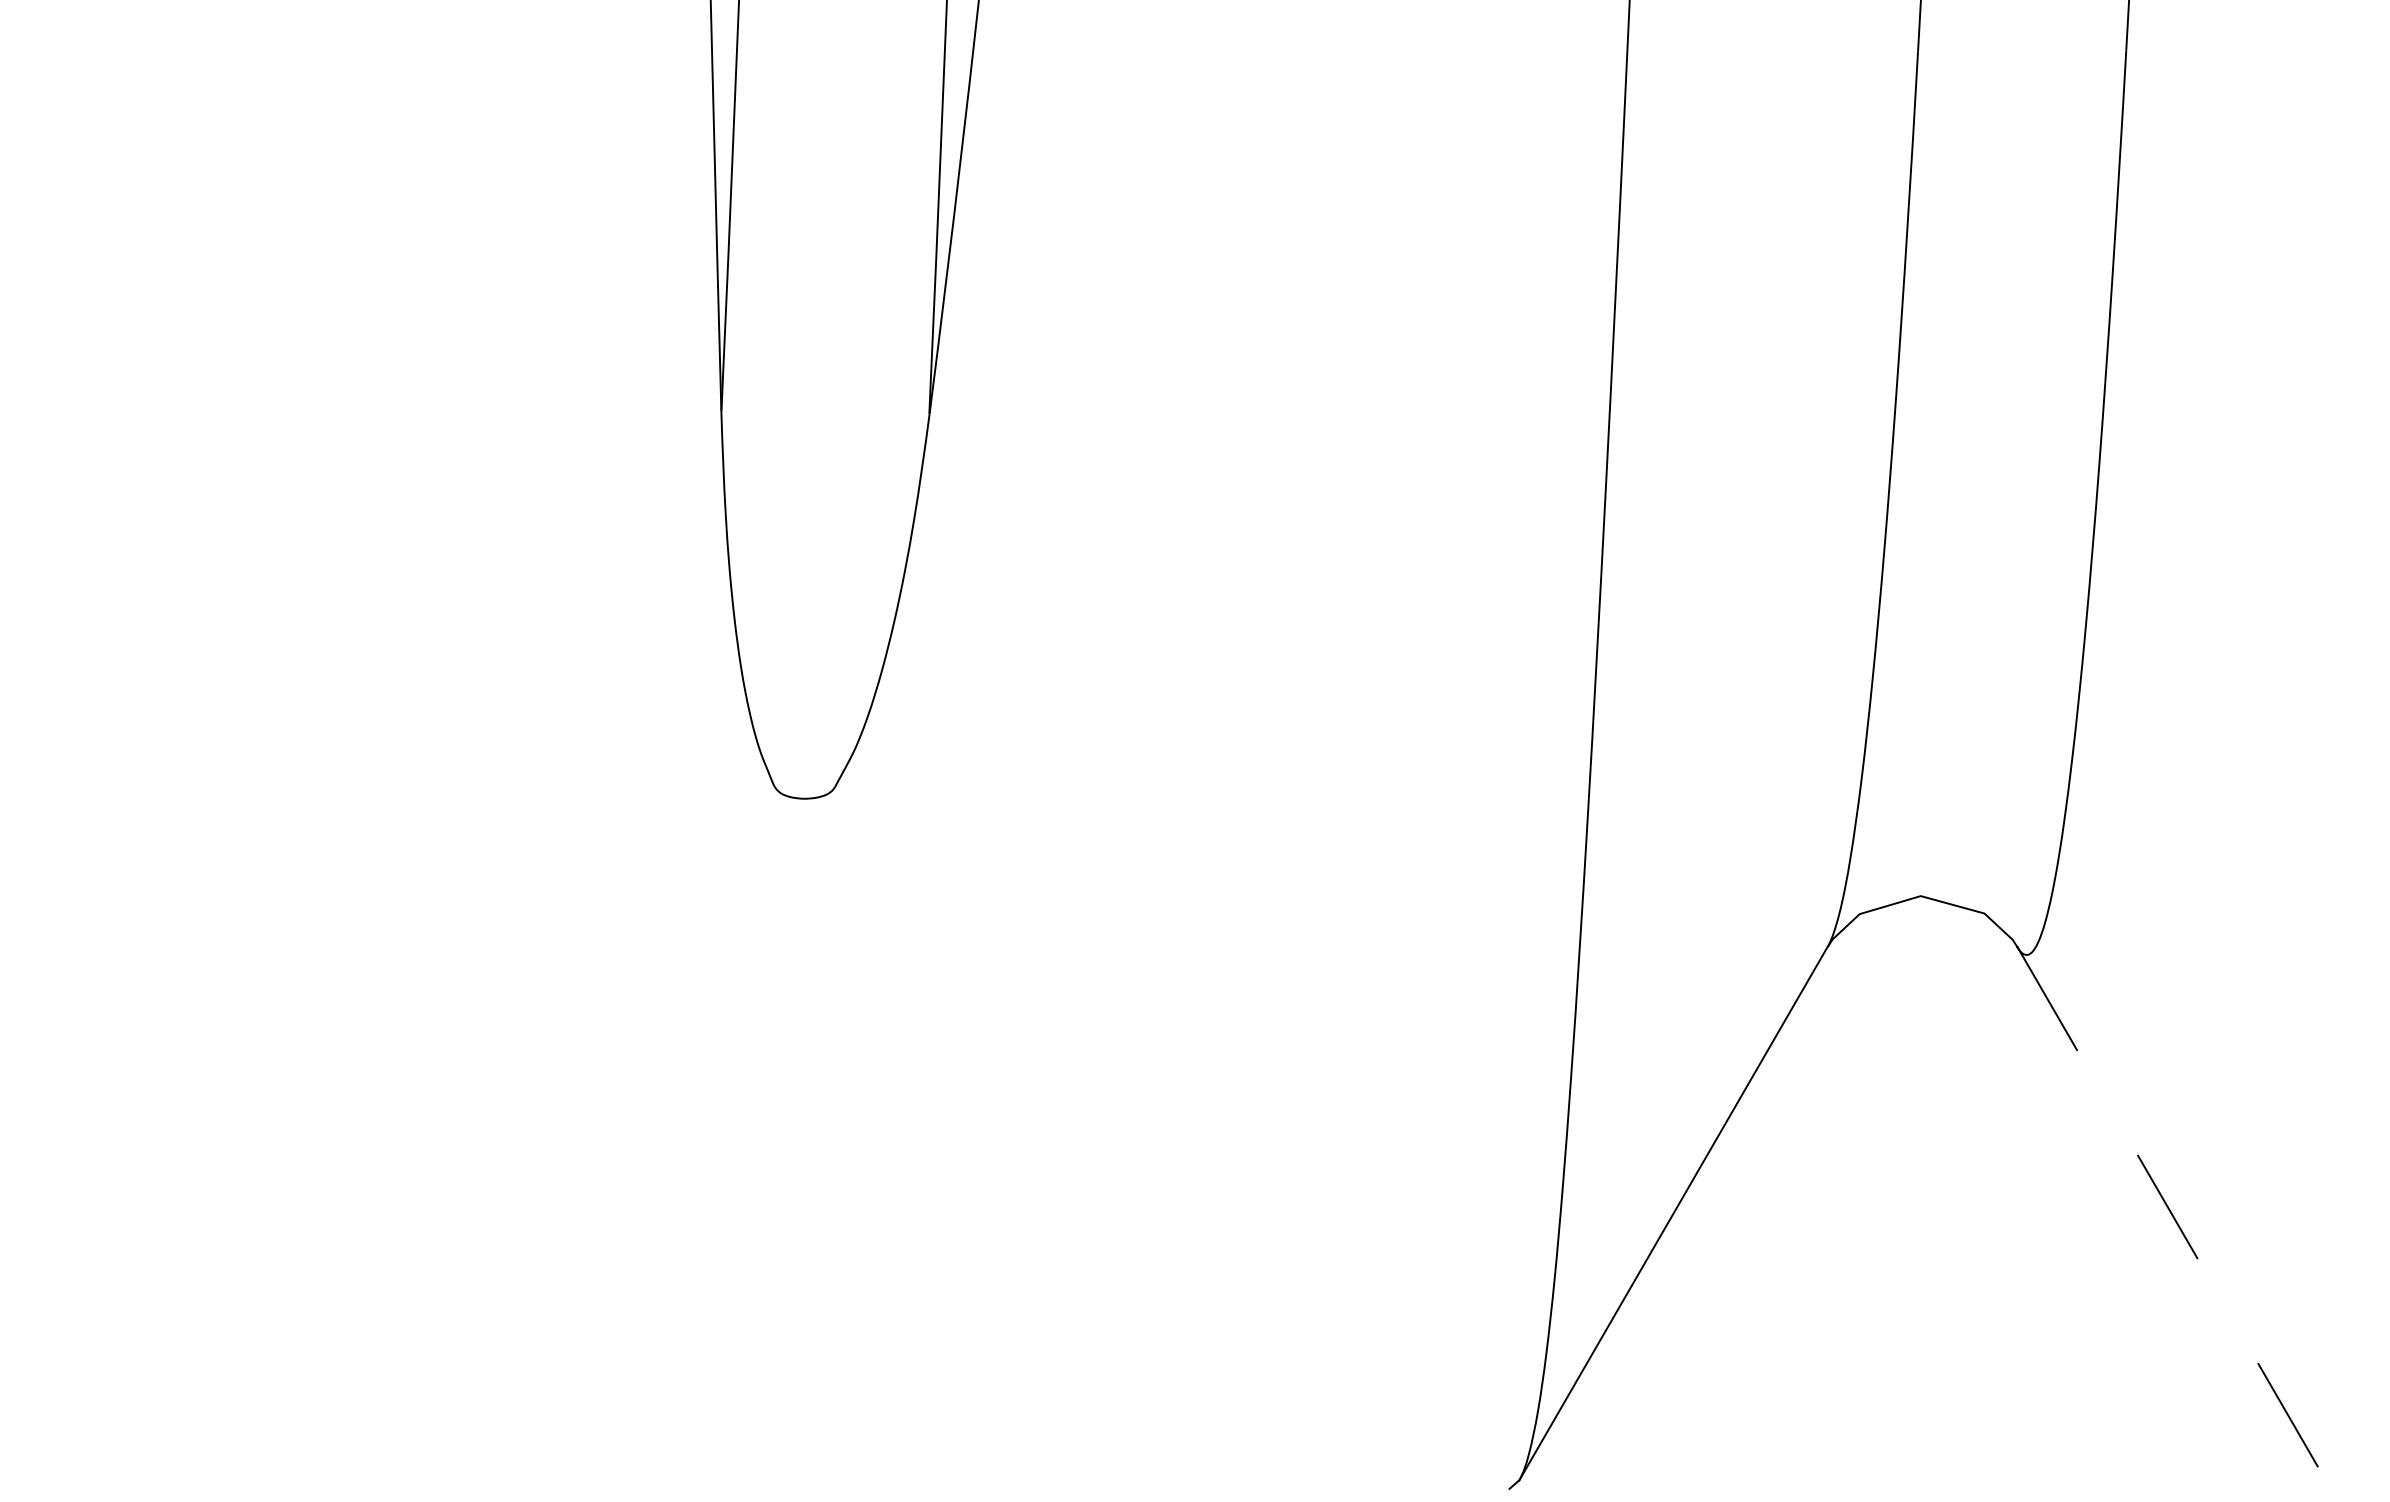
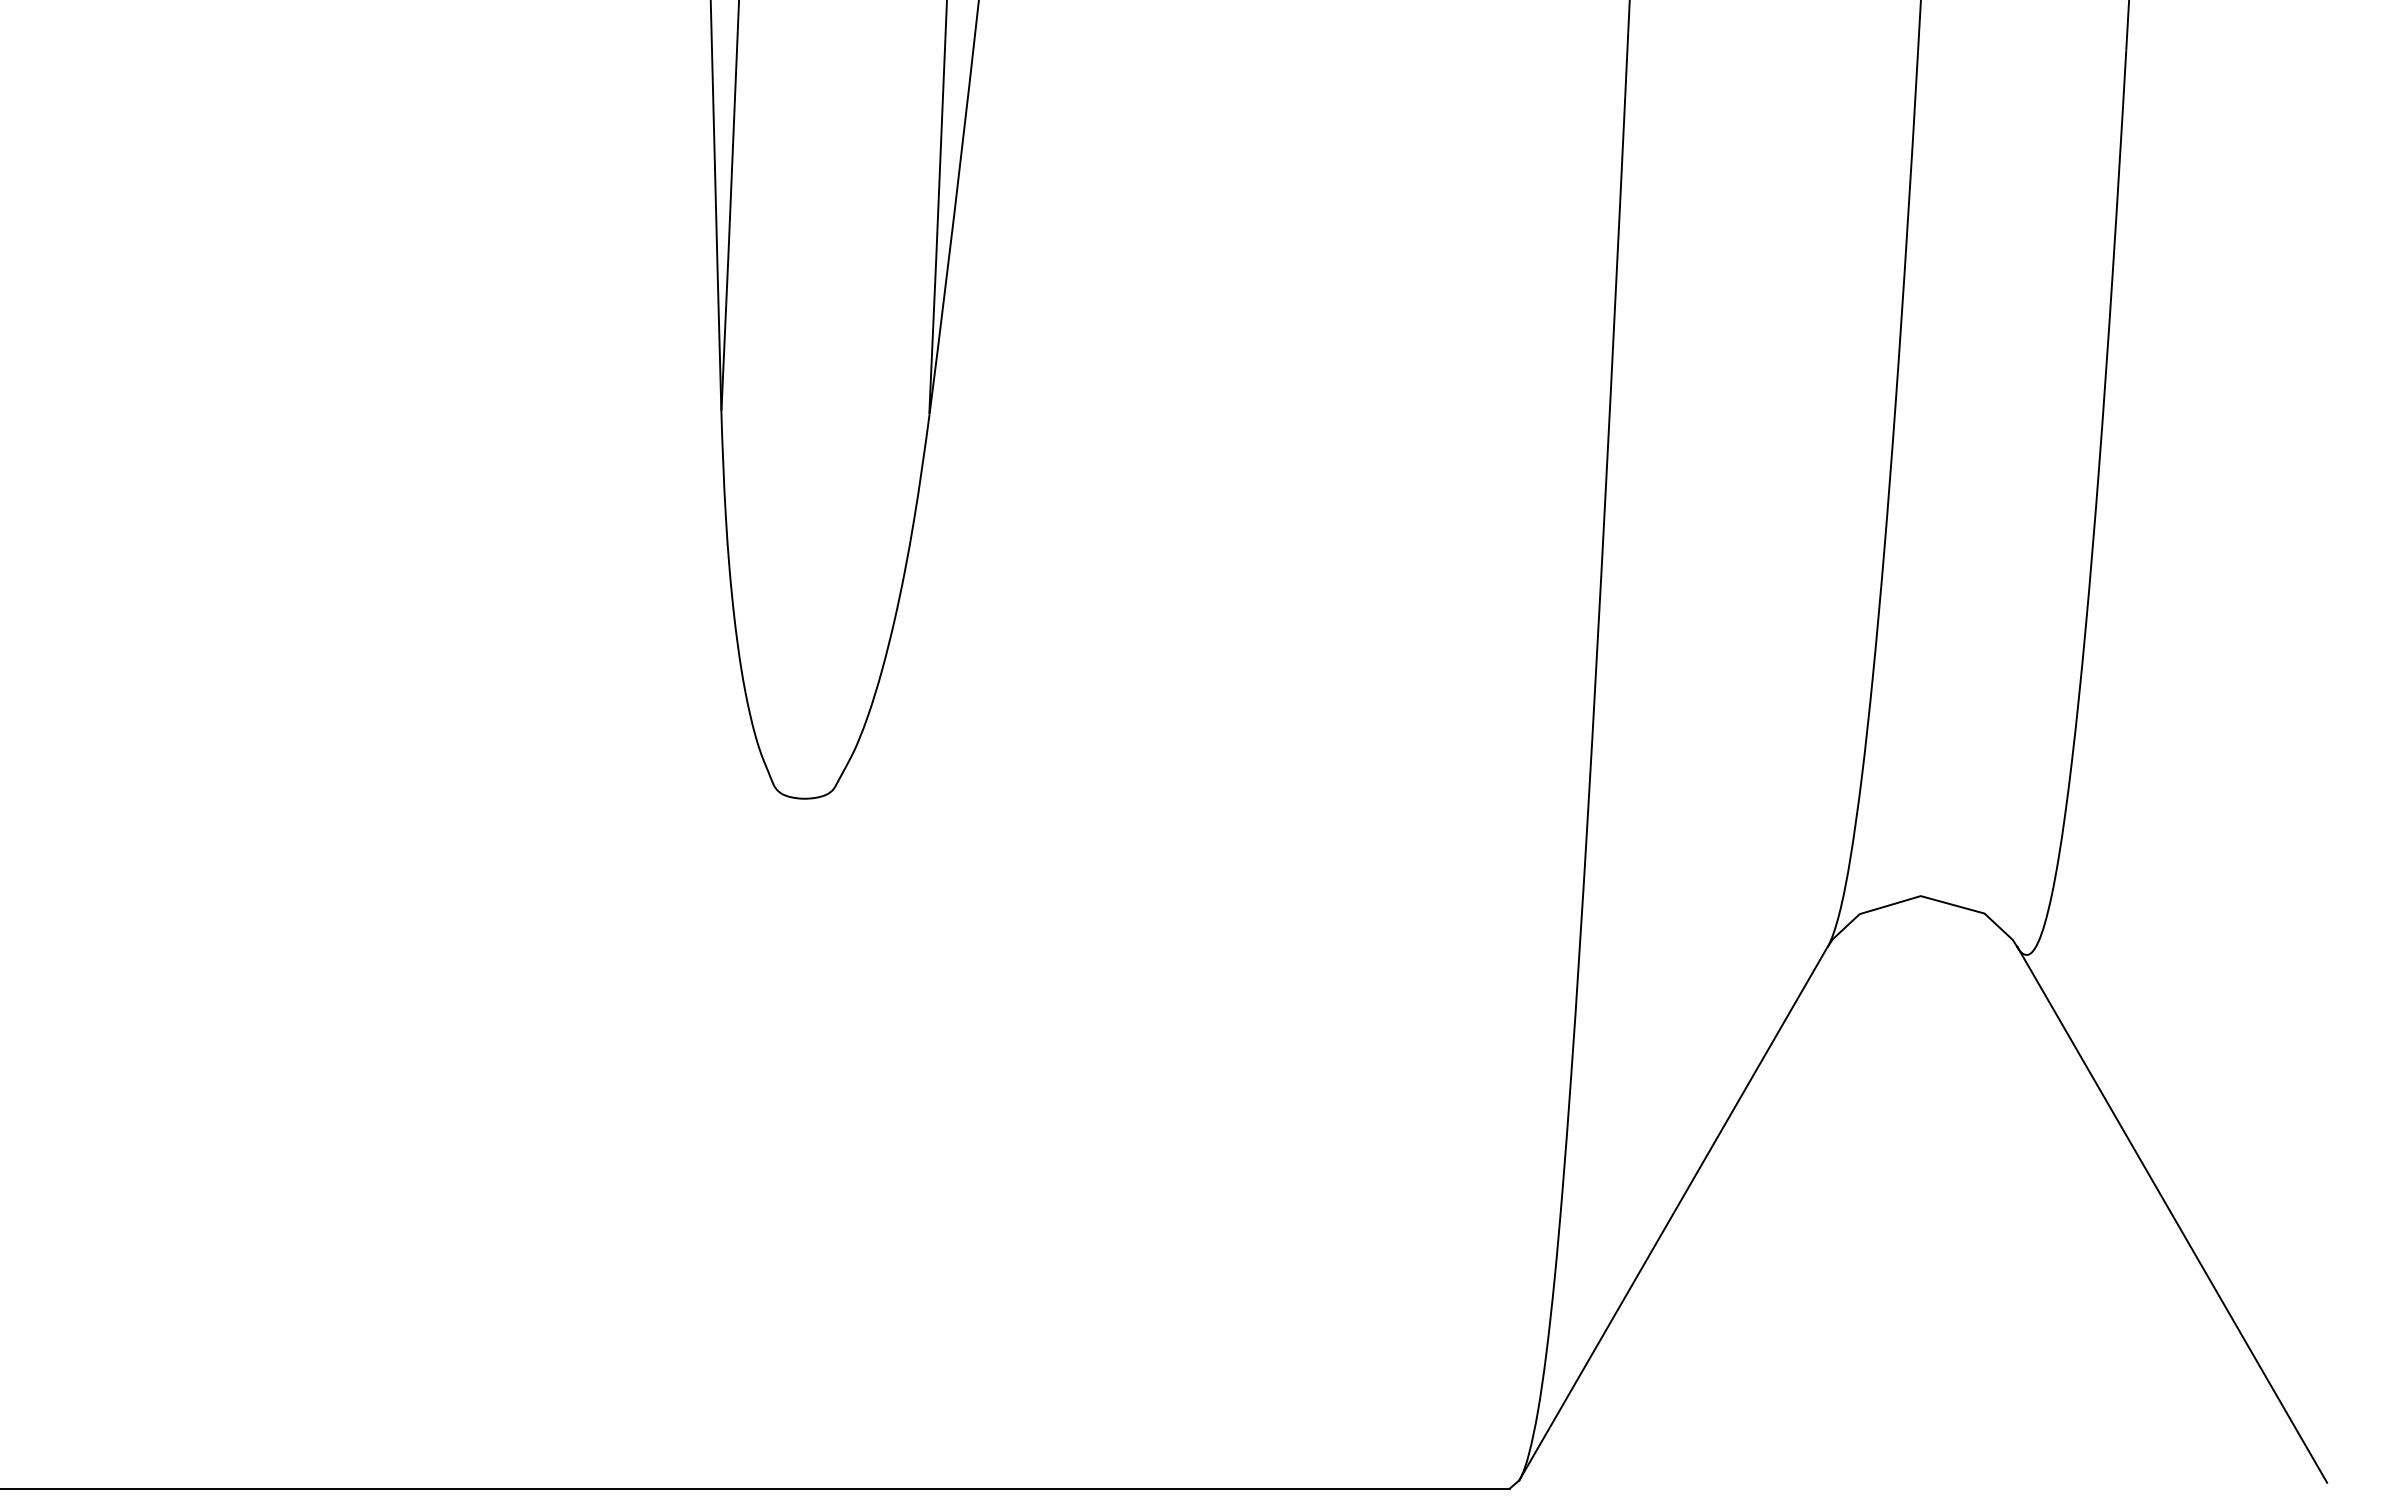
line: dashed -> solid (2172, 1214)
line: none -> present (755, 1488)
